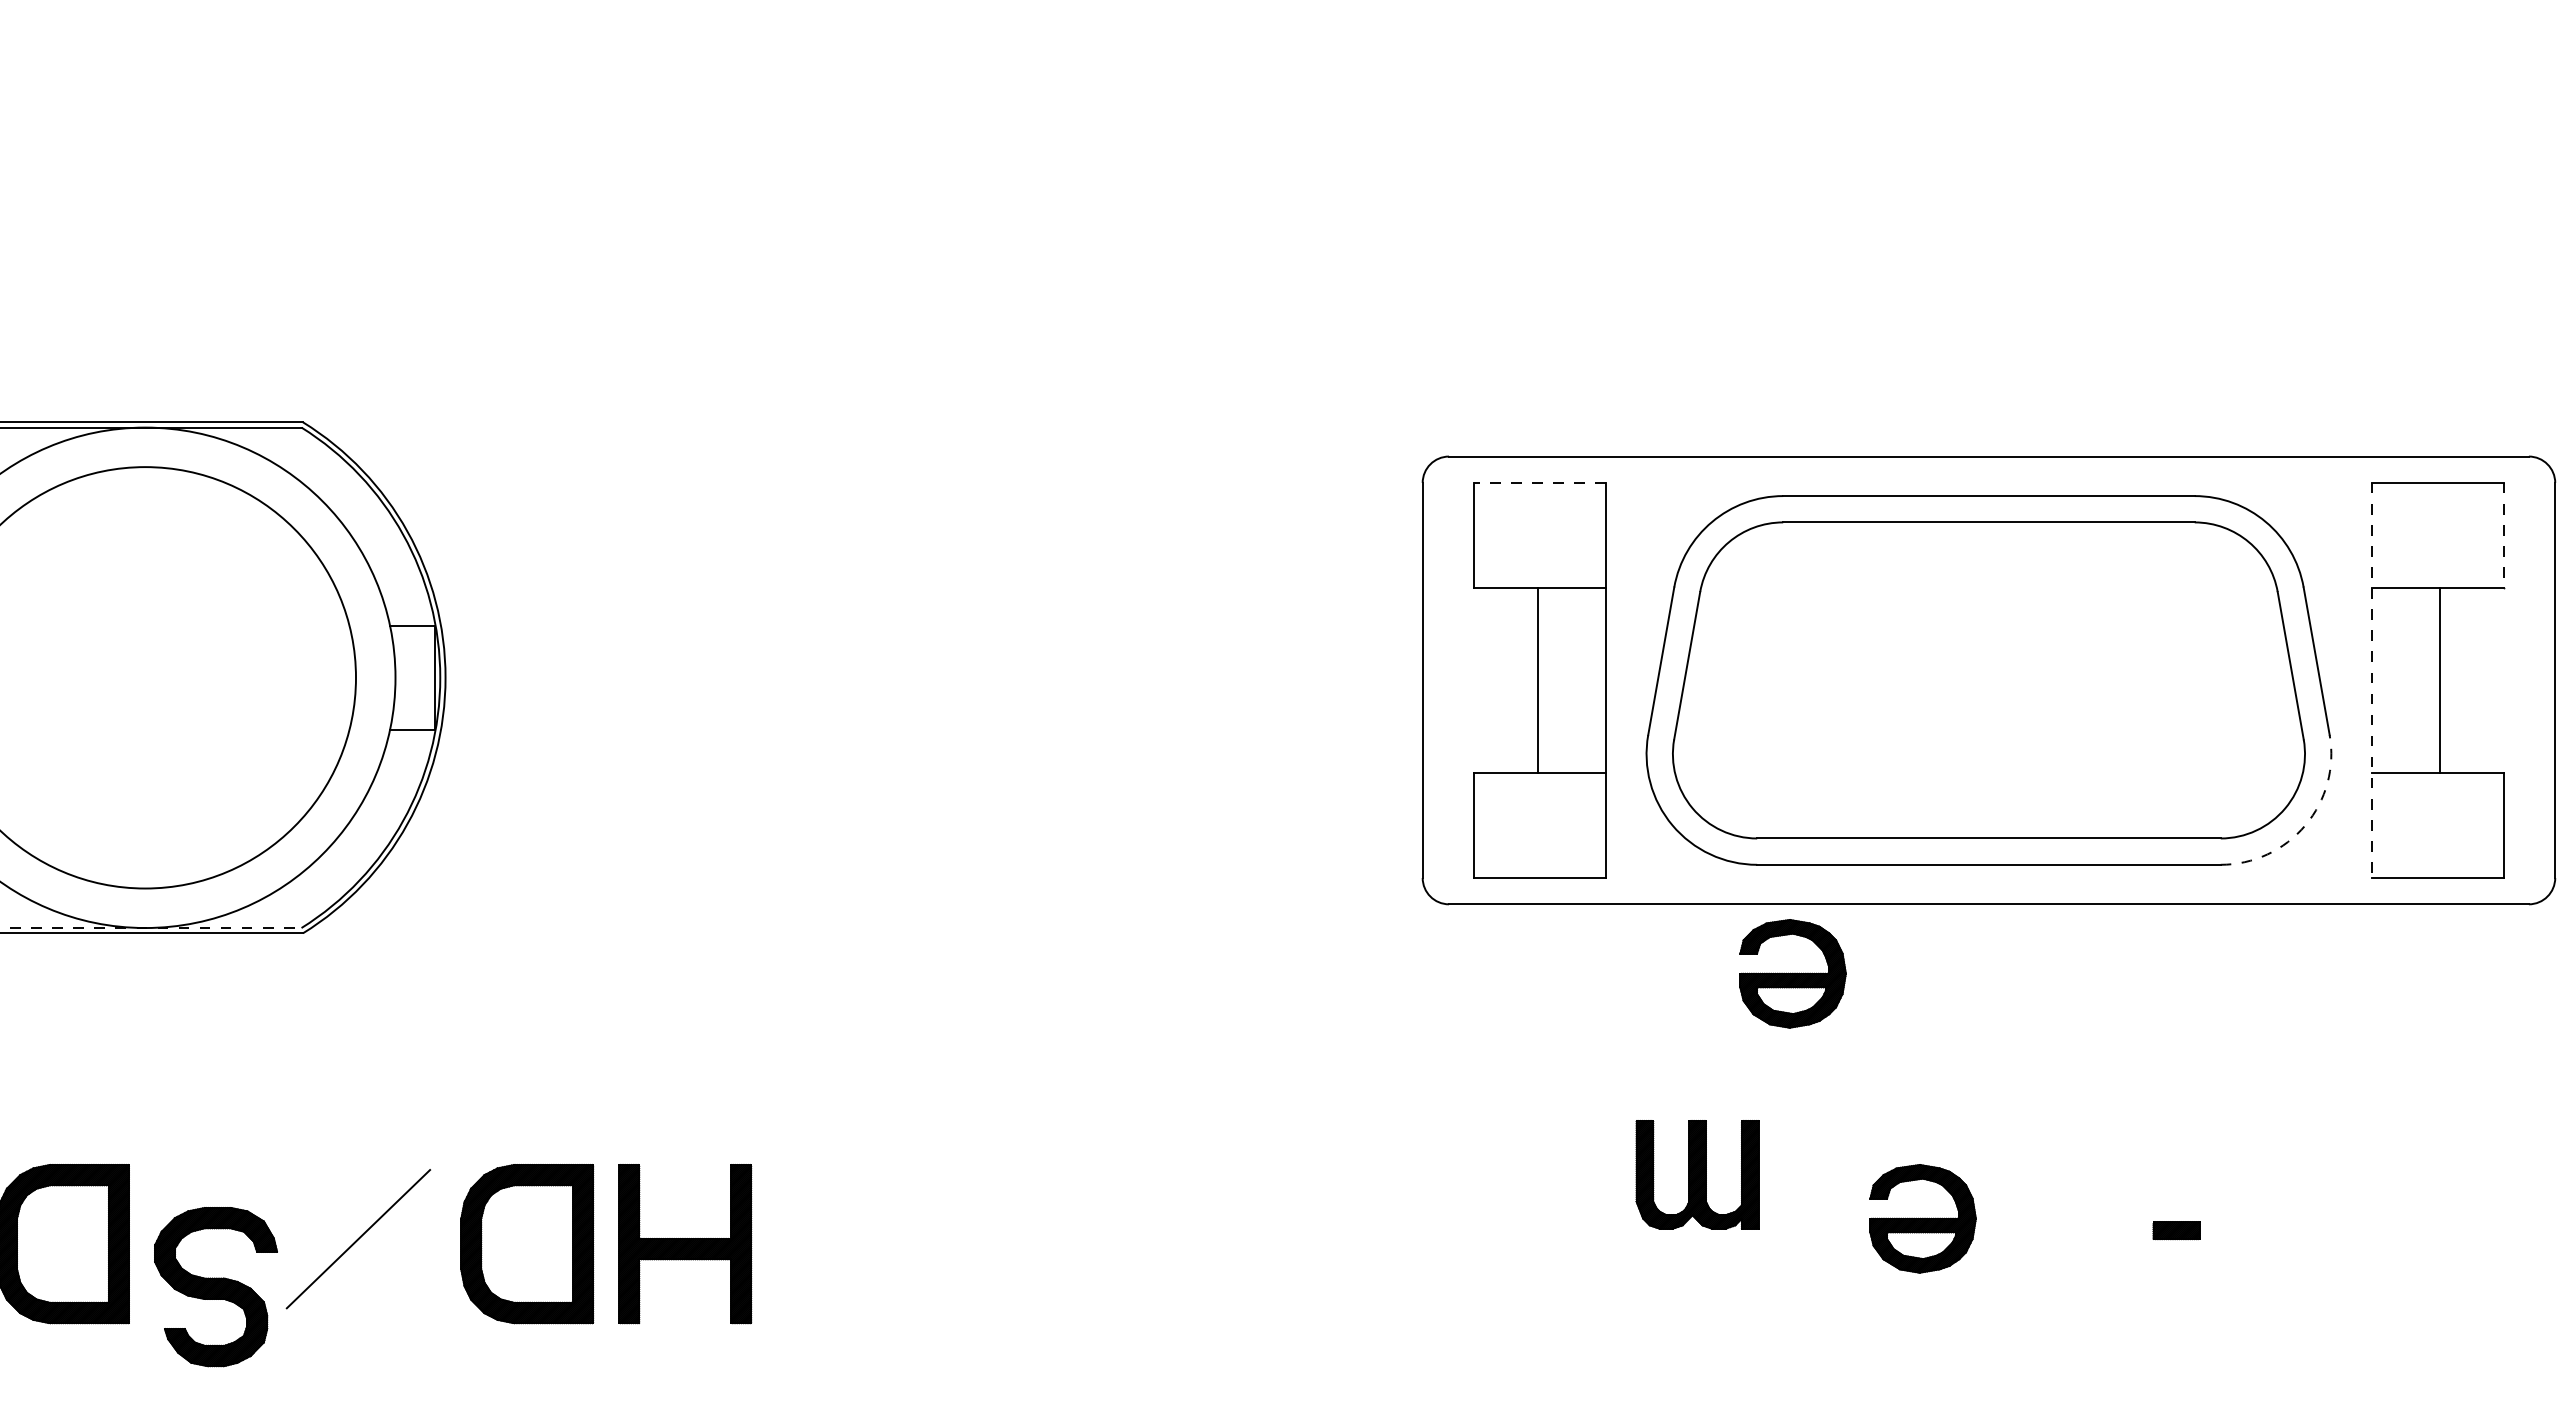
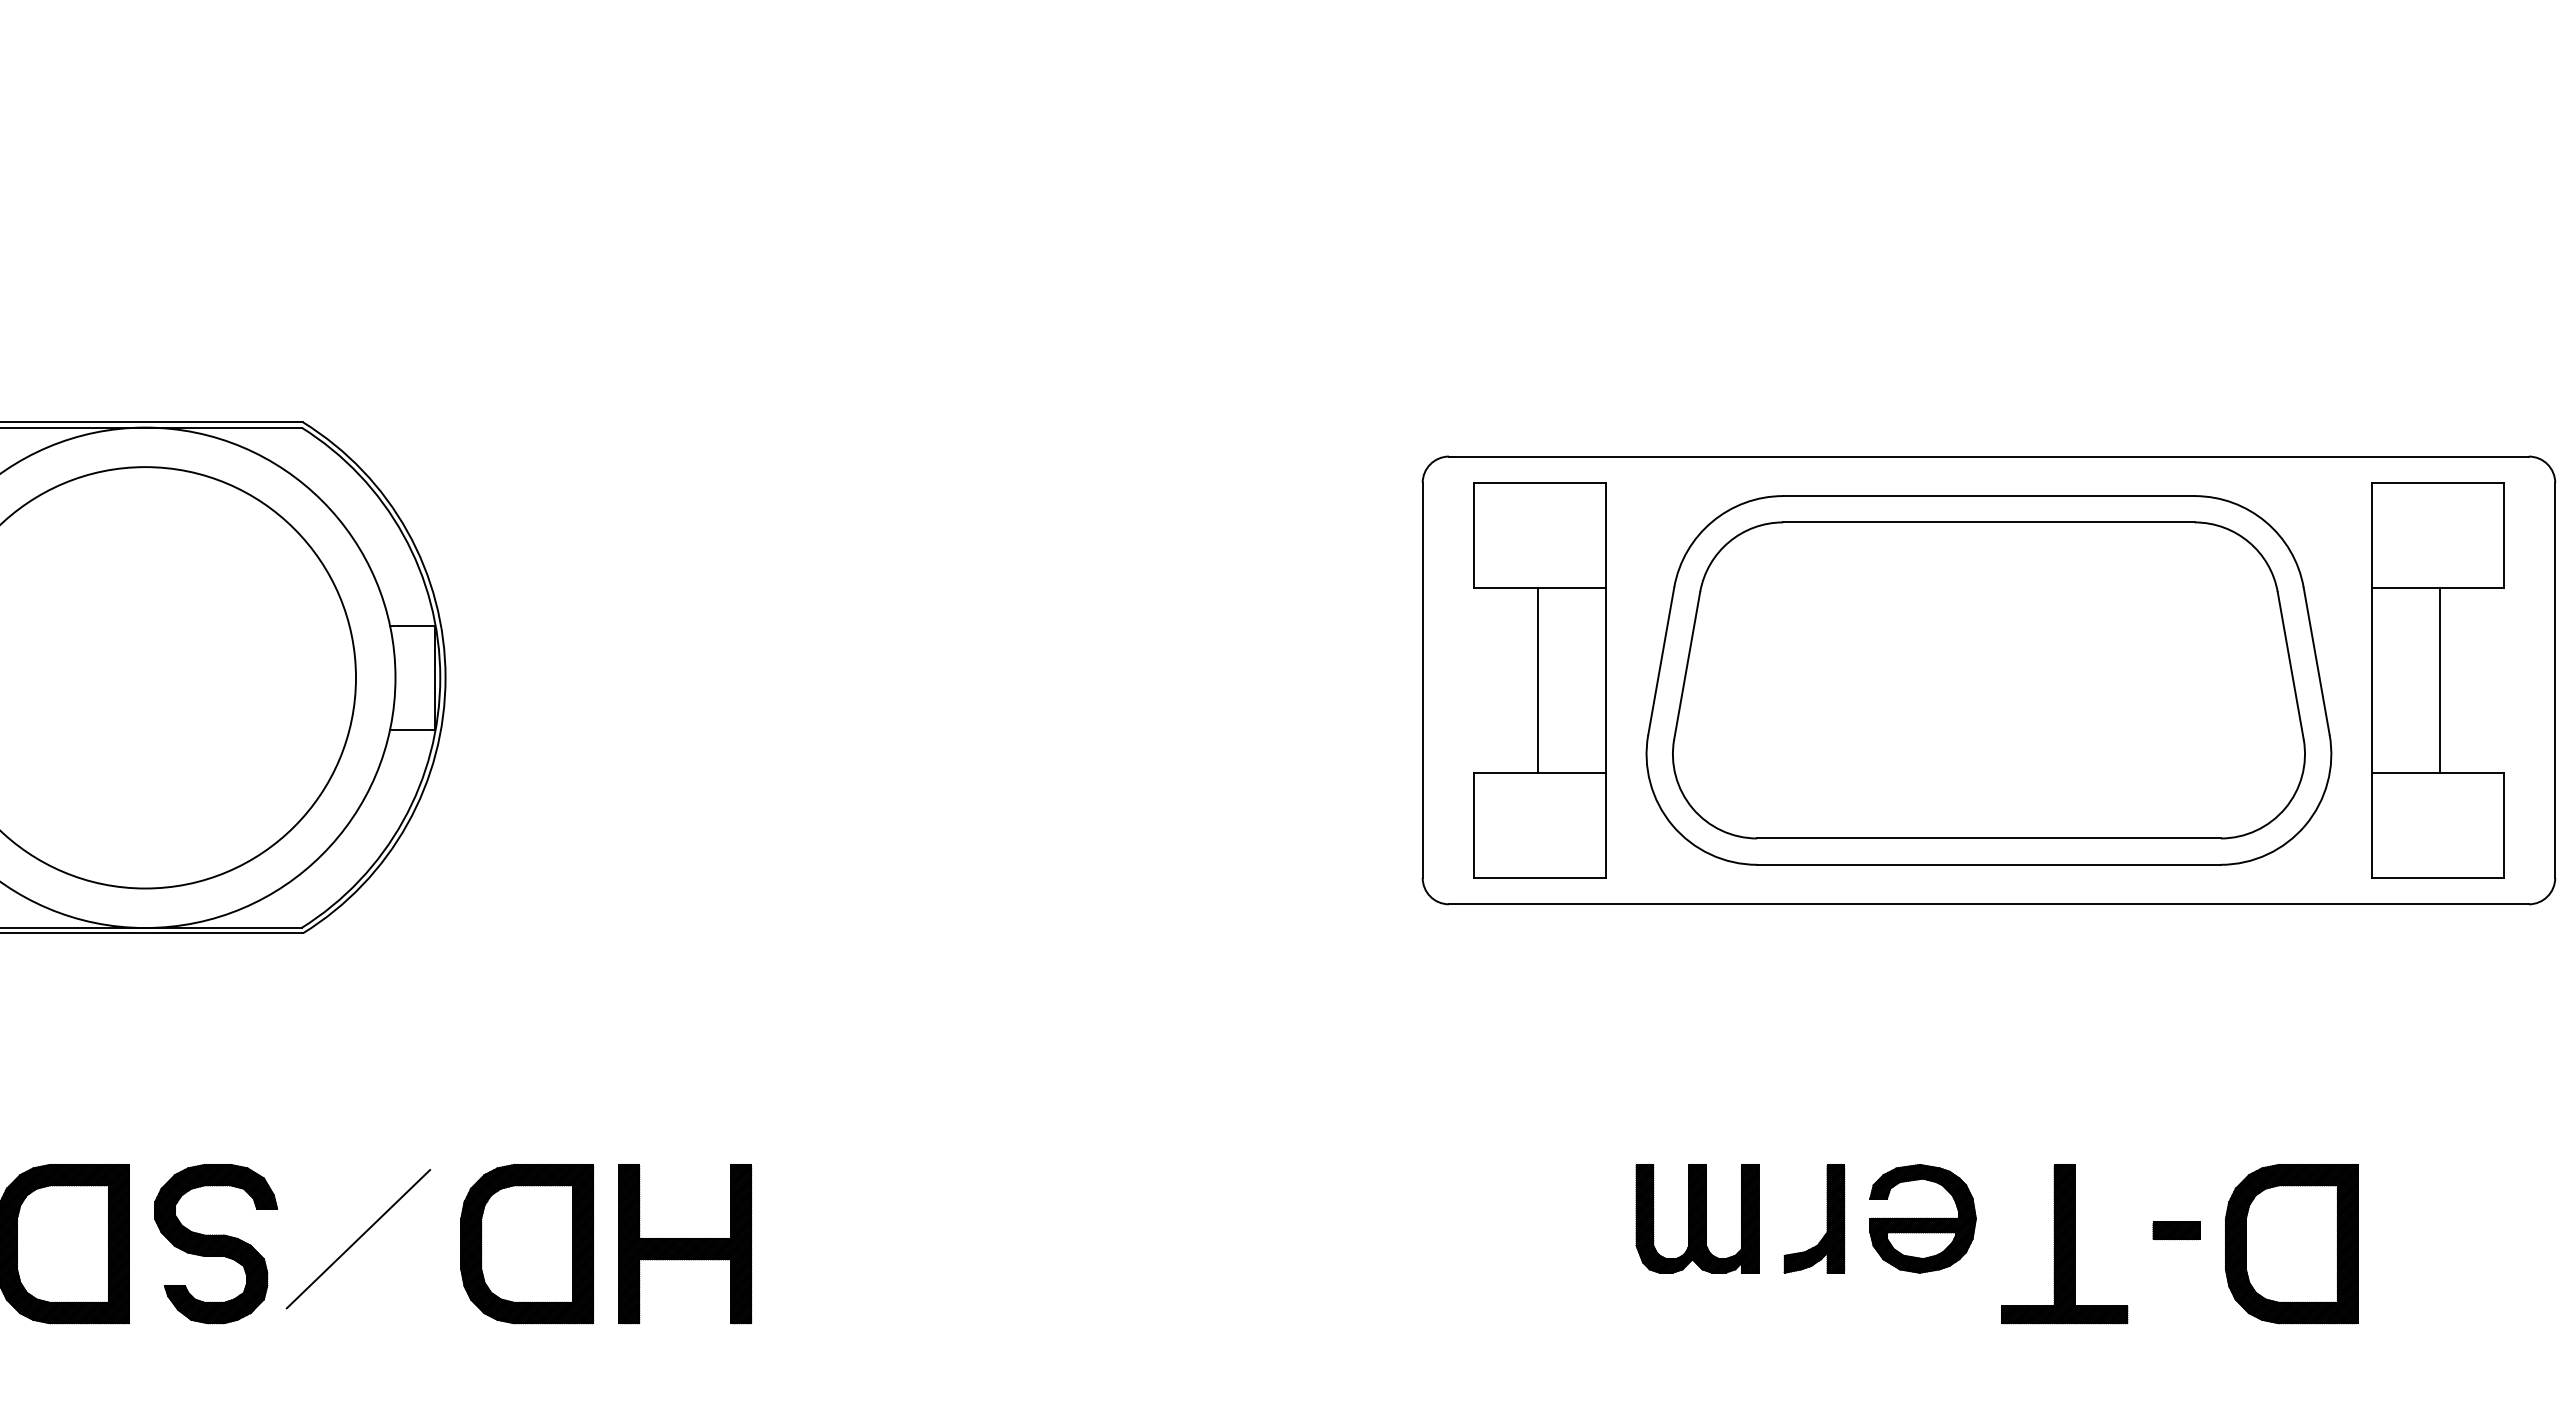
line: dashed -> solid (1540, 482)
line: dashed -> solid (2503, 535)
line: dashed -> solid (2371, 680)
arc: dashed -> solid (2305, 825)
line: dashed -> solid (150, 928)
part: present -> none (1792, 973)
part position: (1697, 1174) -> (1697, 1218) (1697, 1218)
part: none -> present (1826, 1218)
part: none -> present (2064, 1244)
part: none -> present (2291, 1244)
part position: (215, 1287) -> (215, 1244) (215, 1244)
